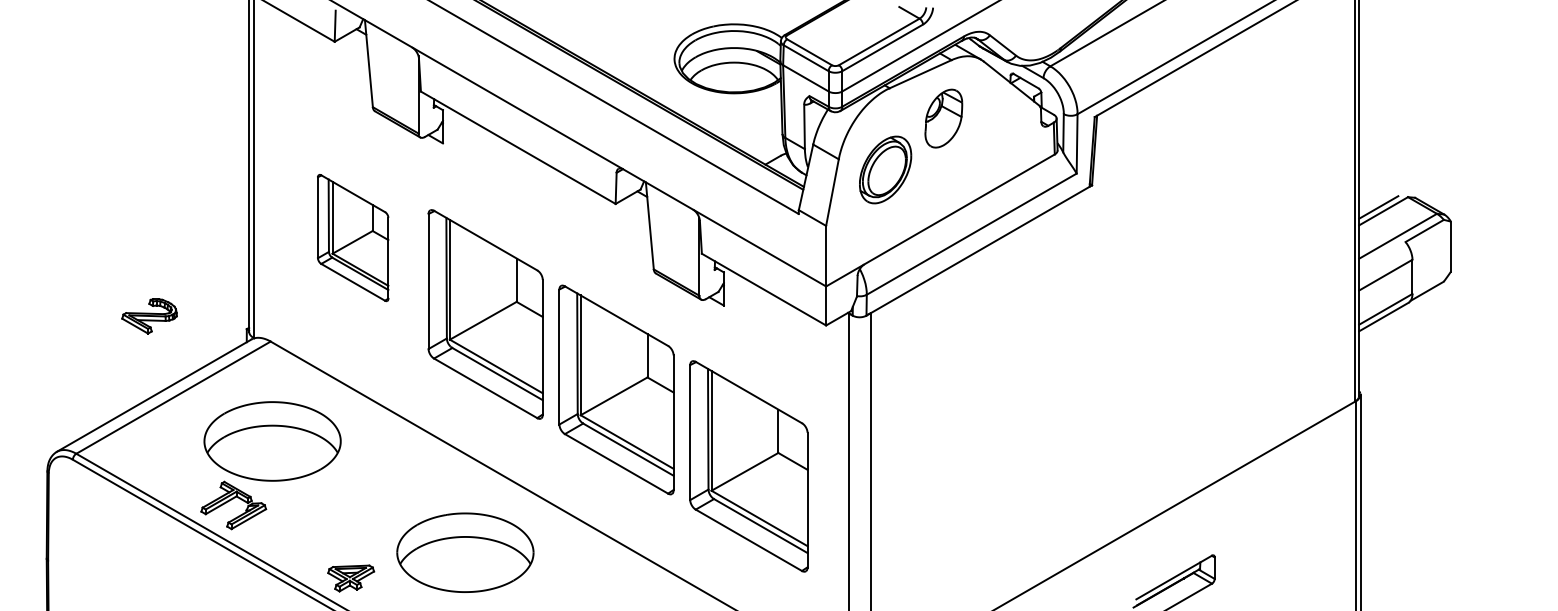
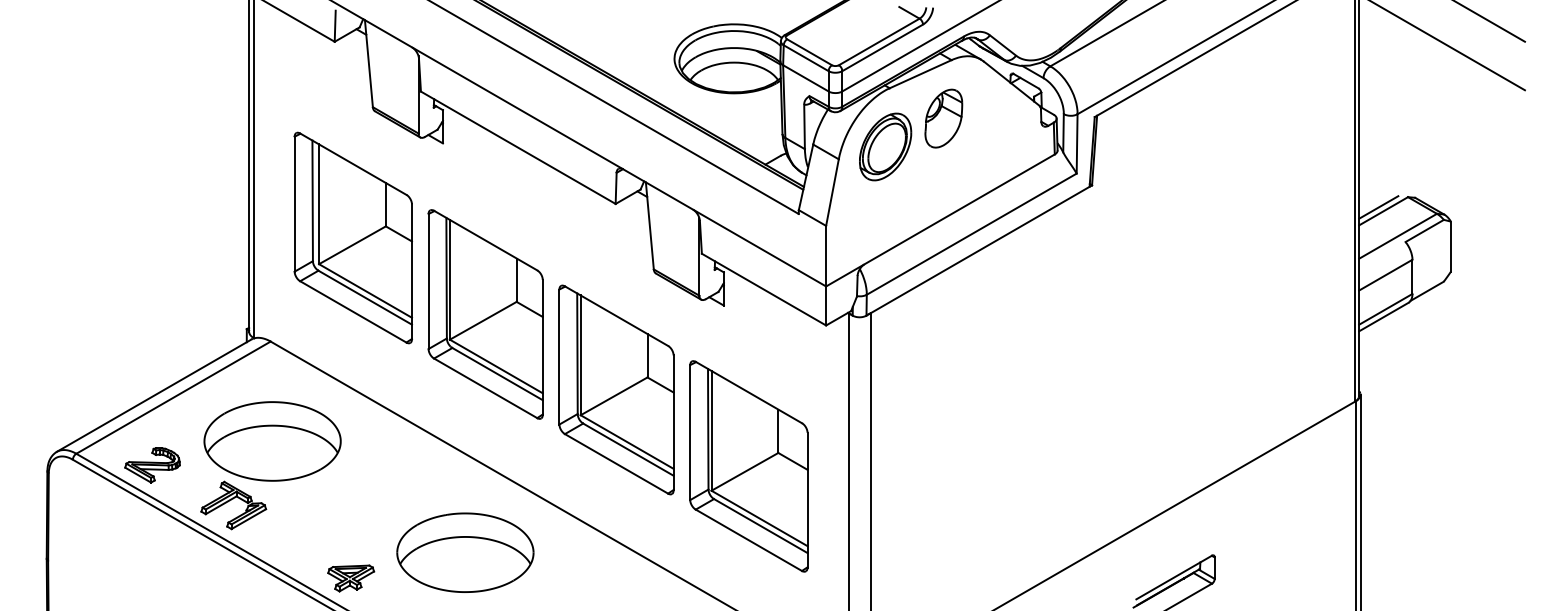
line: none -> present (1490, 21)
line: none -> present (1448, 46)
part position: (885, 169) -> (885, 146) (885, 146)
part size: 73x129 px -> 120x214 px (352, 237)
part position: (149, 316) -> (152, 465) (152, 465)
